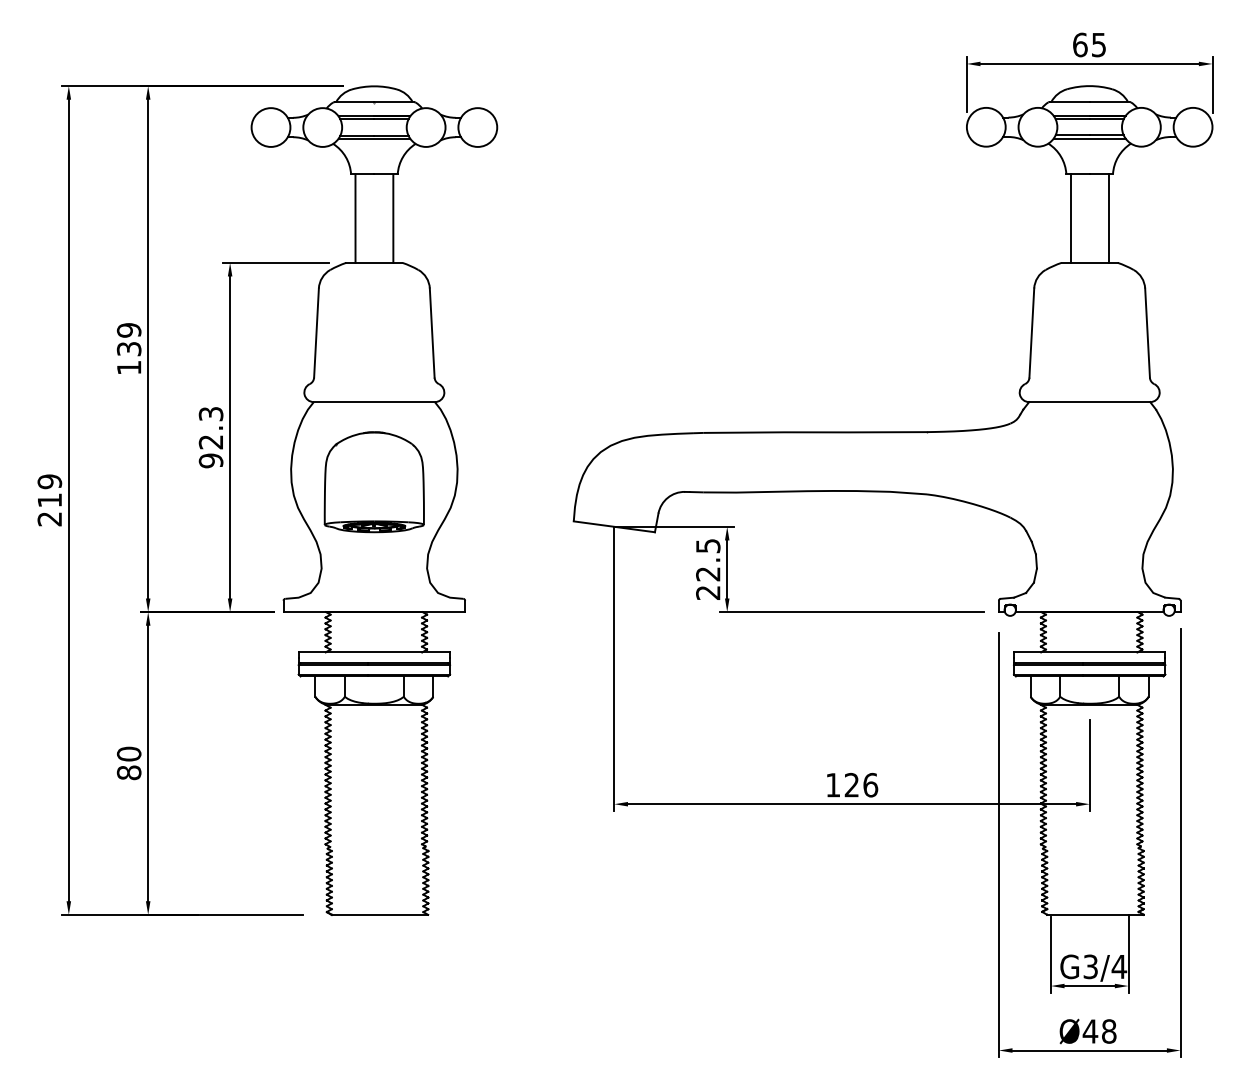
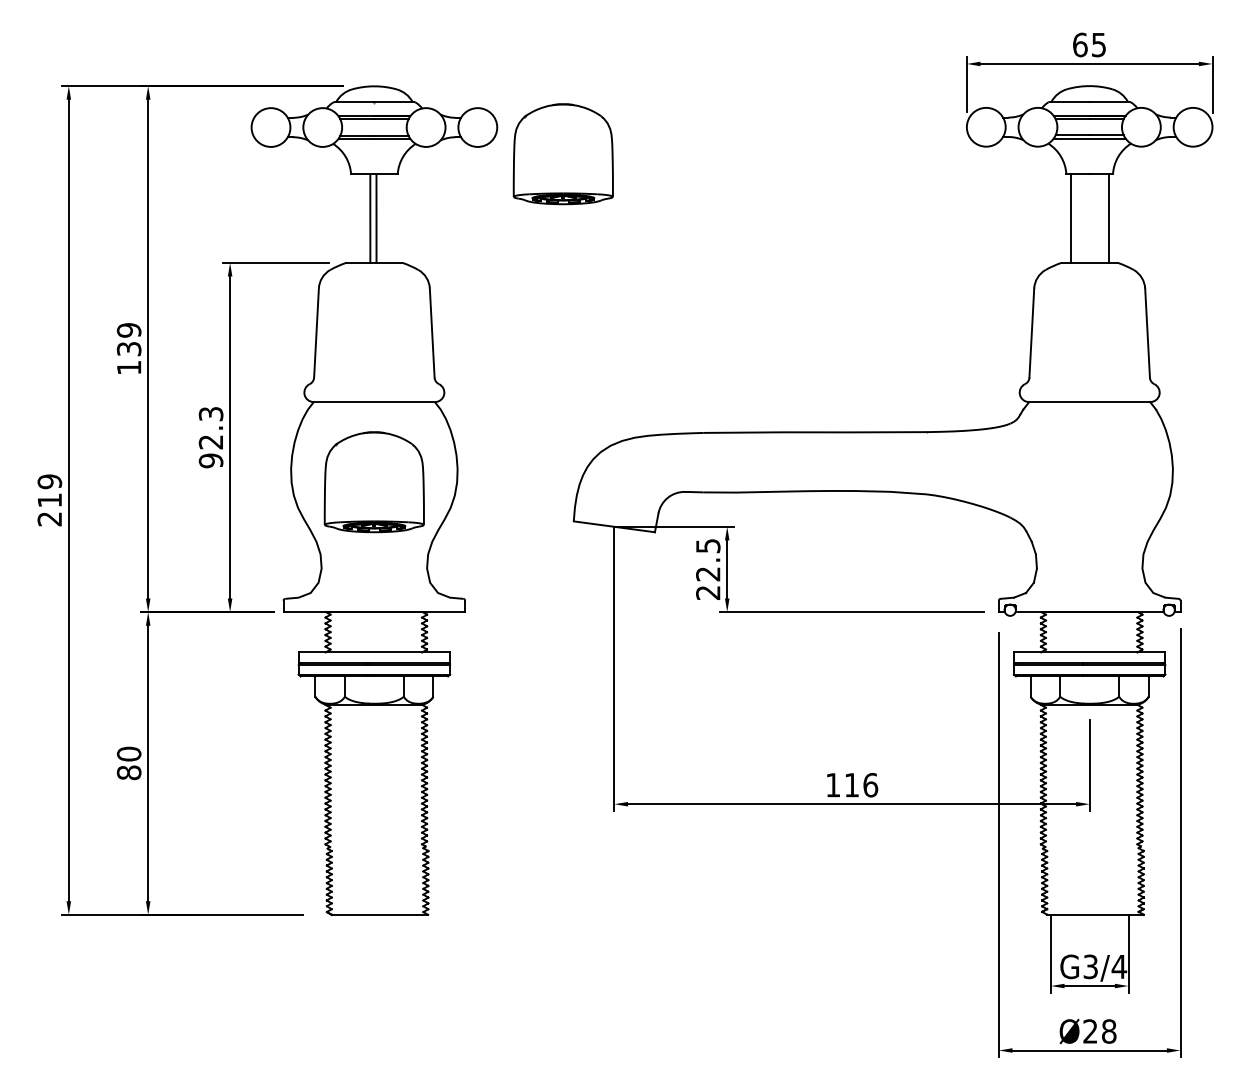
part: none -> present (562, 154)
line position: (355, 218) -> (376, 218) (376, 218)
line position: (393, 218) -> (370, 218) (370, 218)
text: 126 -> 116 (851, 784)
text: Ø48 -> Ø28 (1090, 1031)
